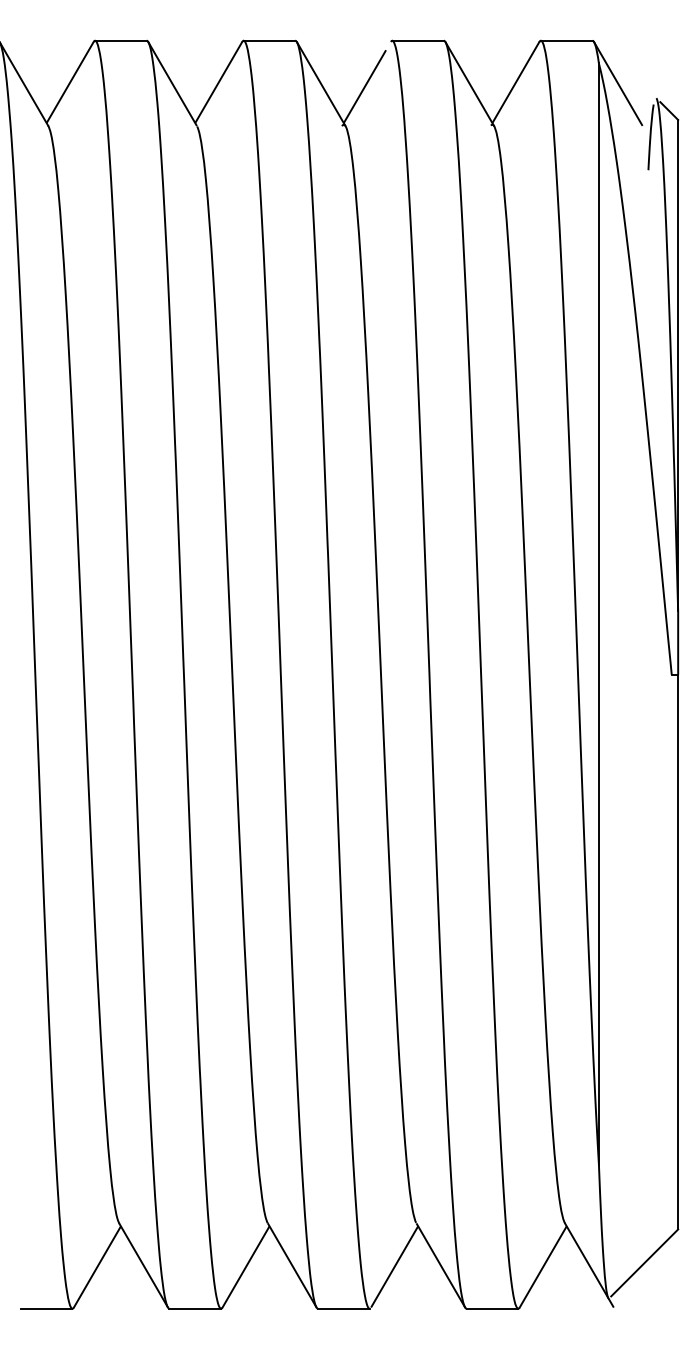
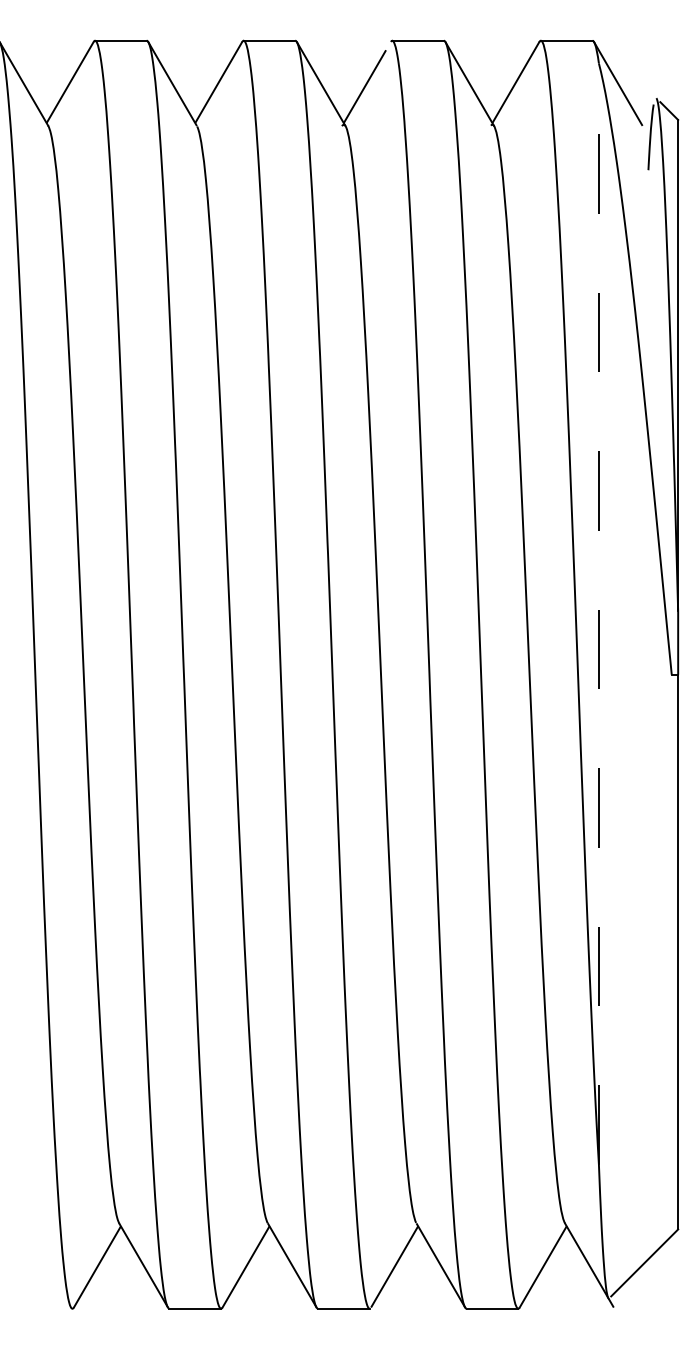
line: solid -> dashed (598, 614)
line: present -> none (46, 1308)
